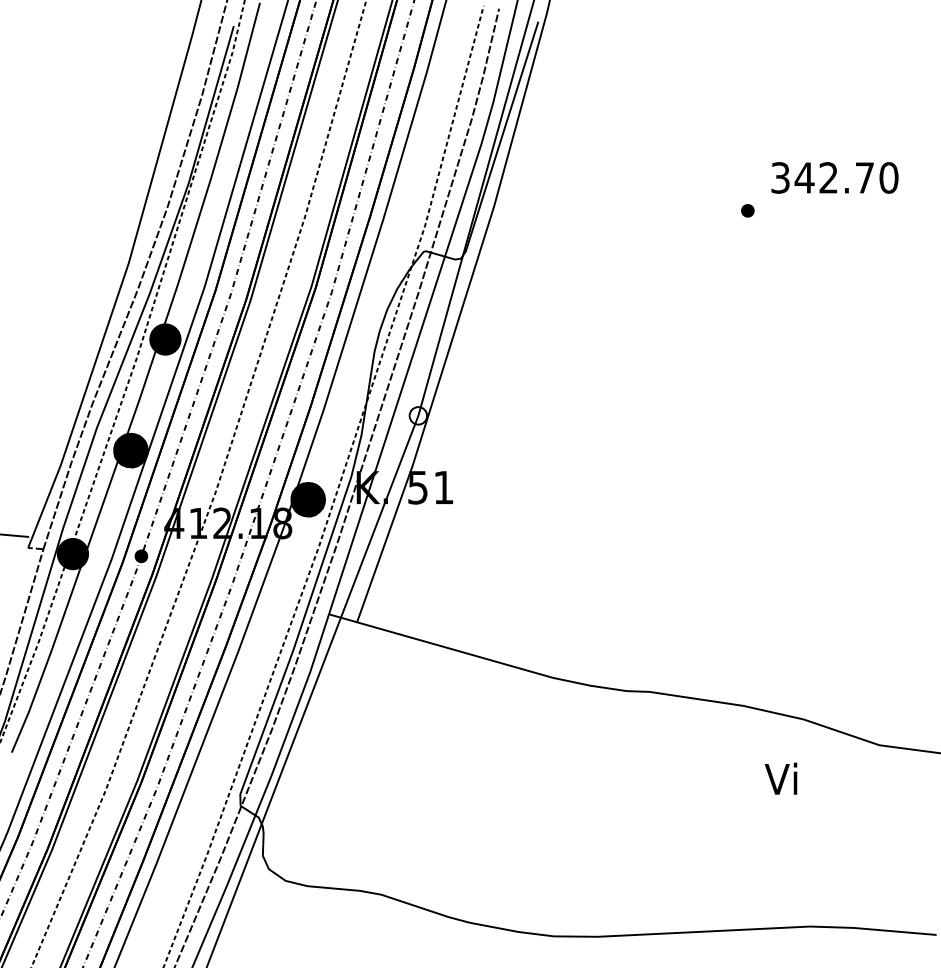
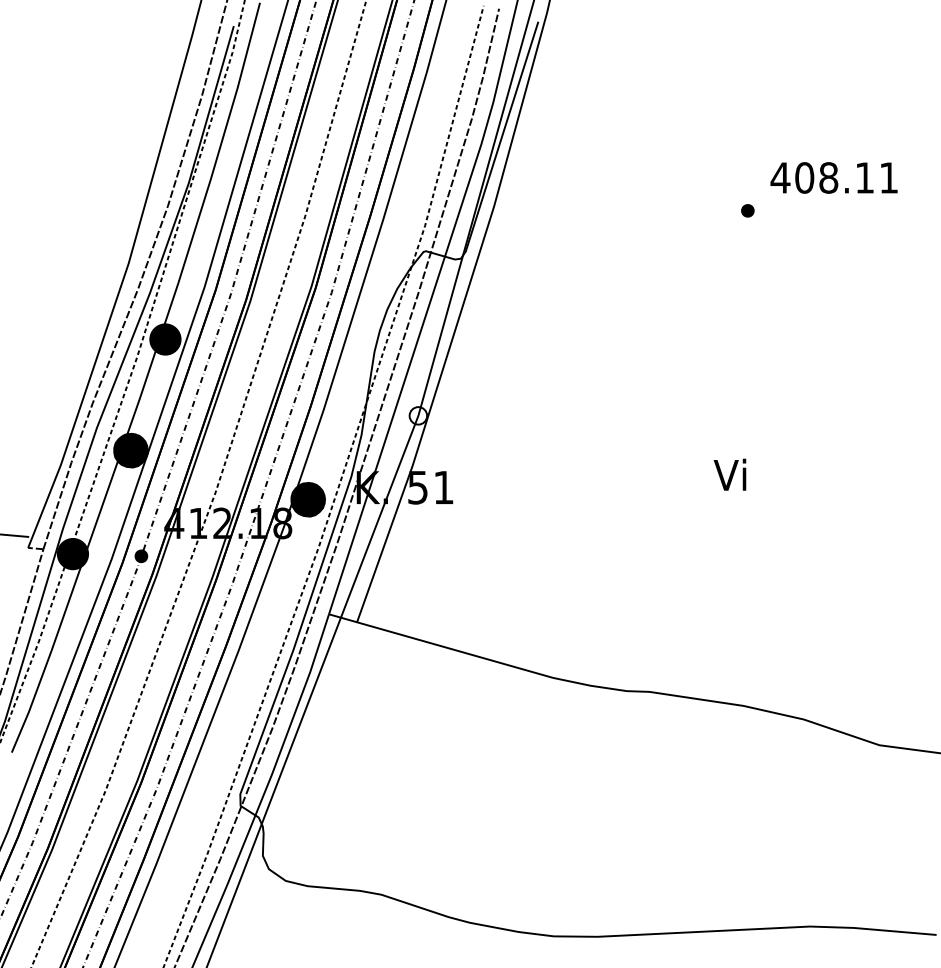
text: 342.70 -> 408.11 (834, 177)
text position: (780, 778) -> (729, 474) (729, 474)
